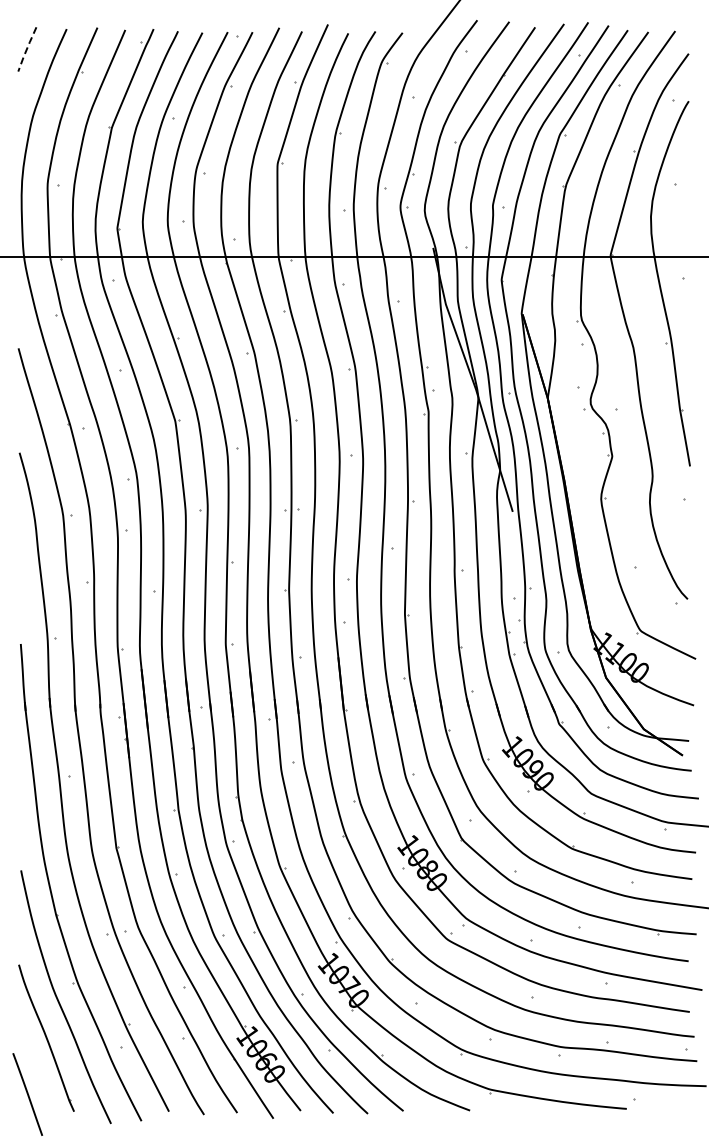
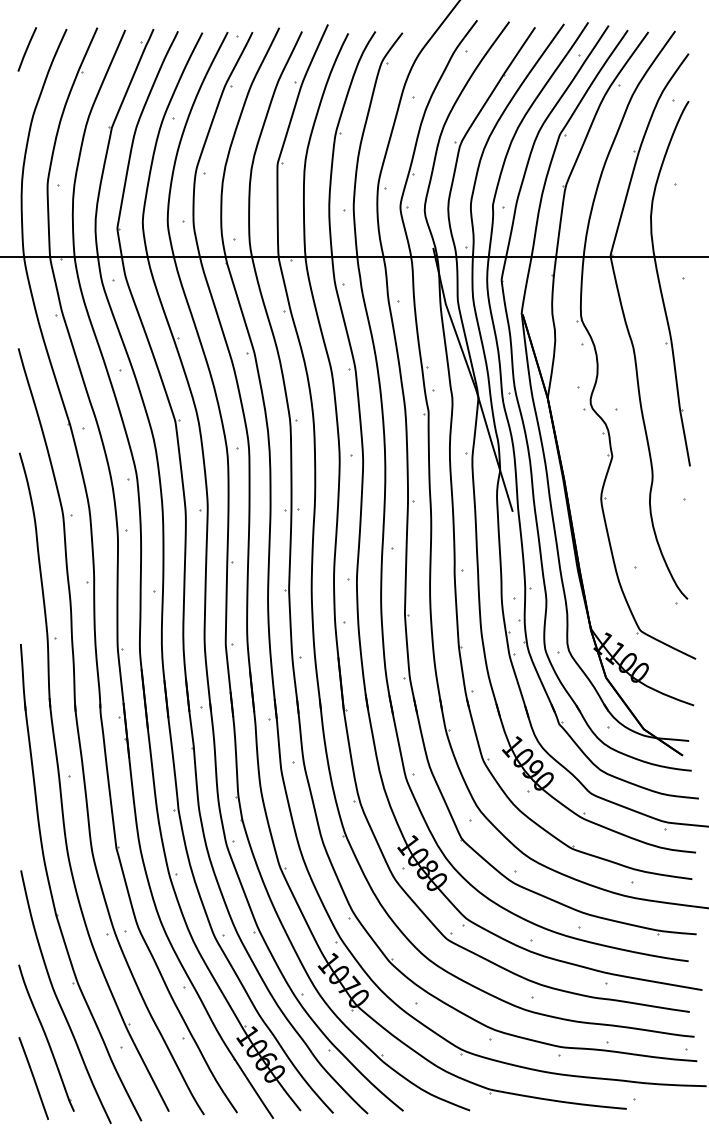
line: dashed -> solid (26, 49)
line position: (27, 1094) -> (33, 1078) (33, 1078)
